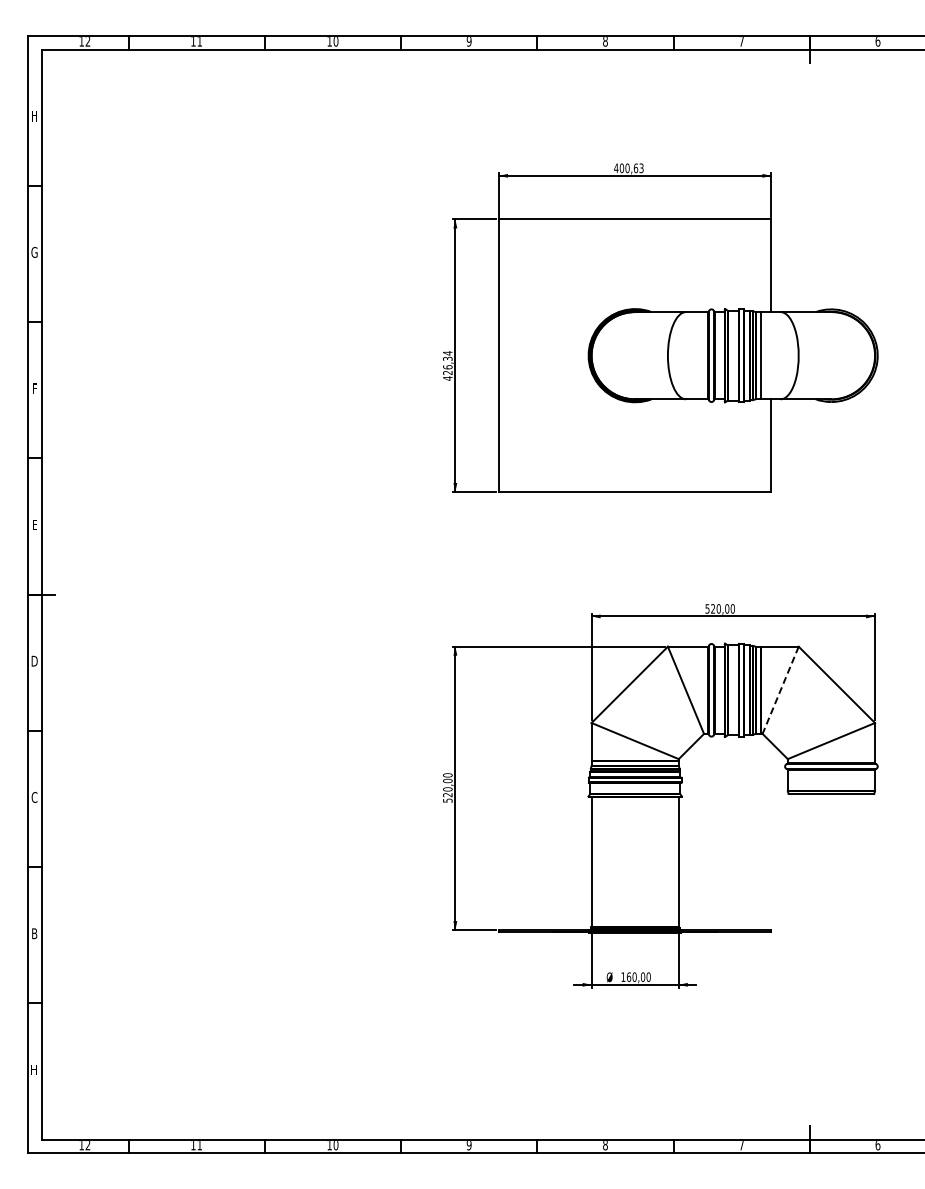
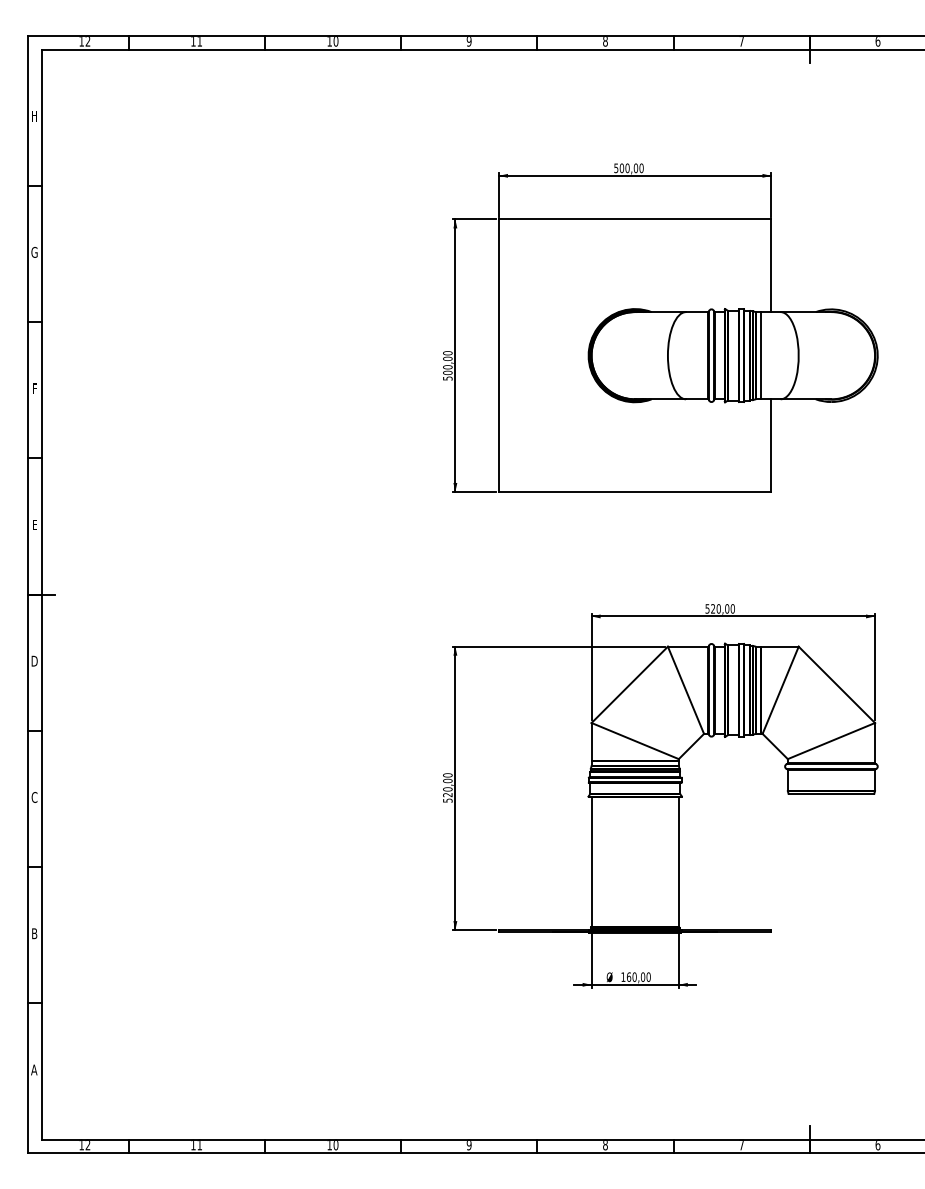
text: 400,63 -> 500,00 (628, 168)
text: 426,34 -> 500,00 (447, 365)
line: dashed -> solid (780, 690)
text: H -> A (34, 1069)
